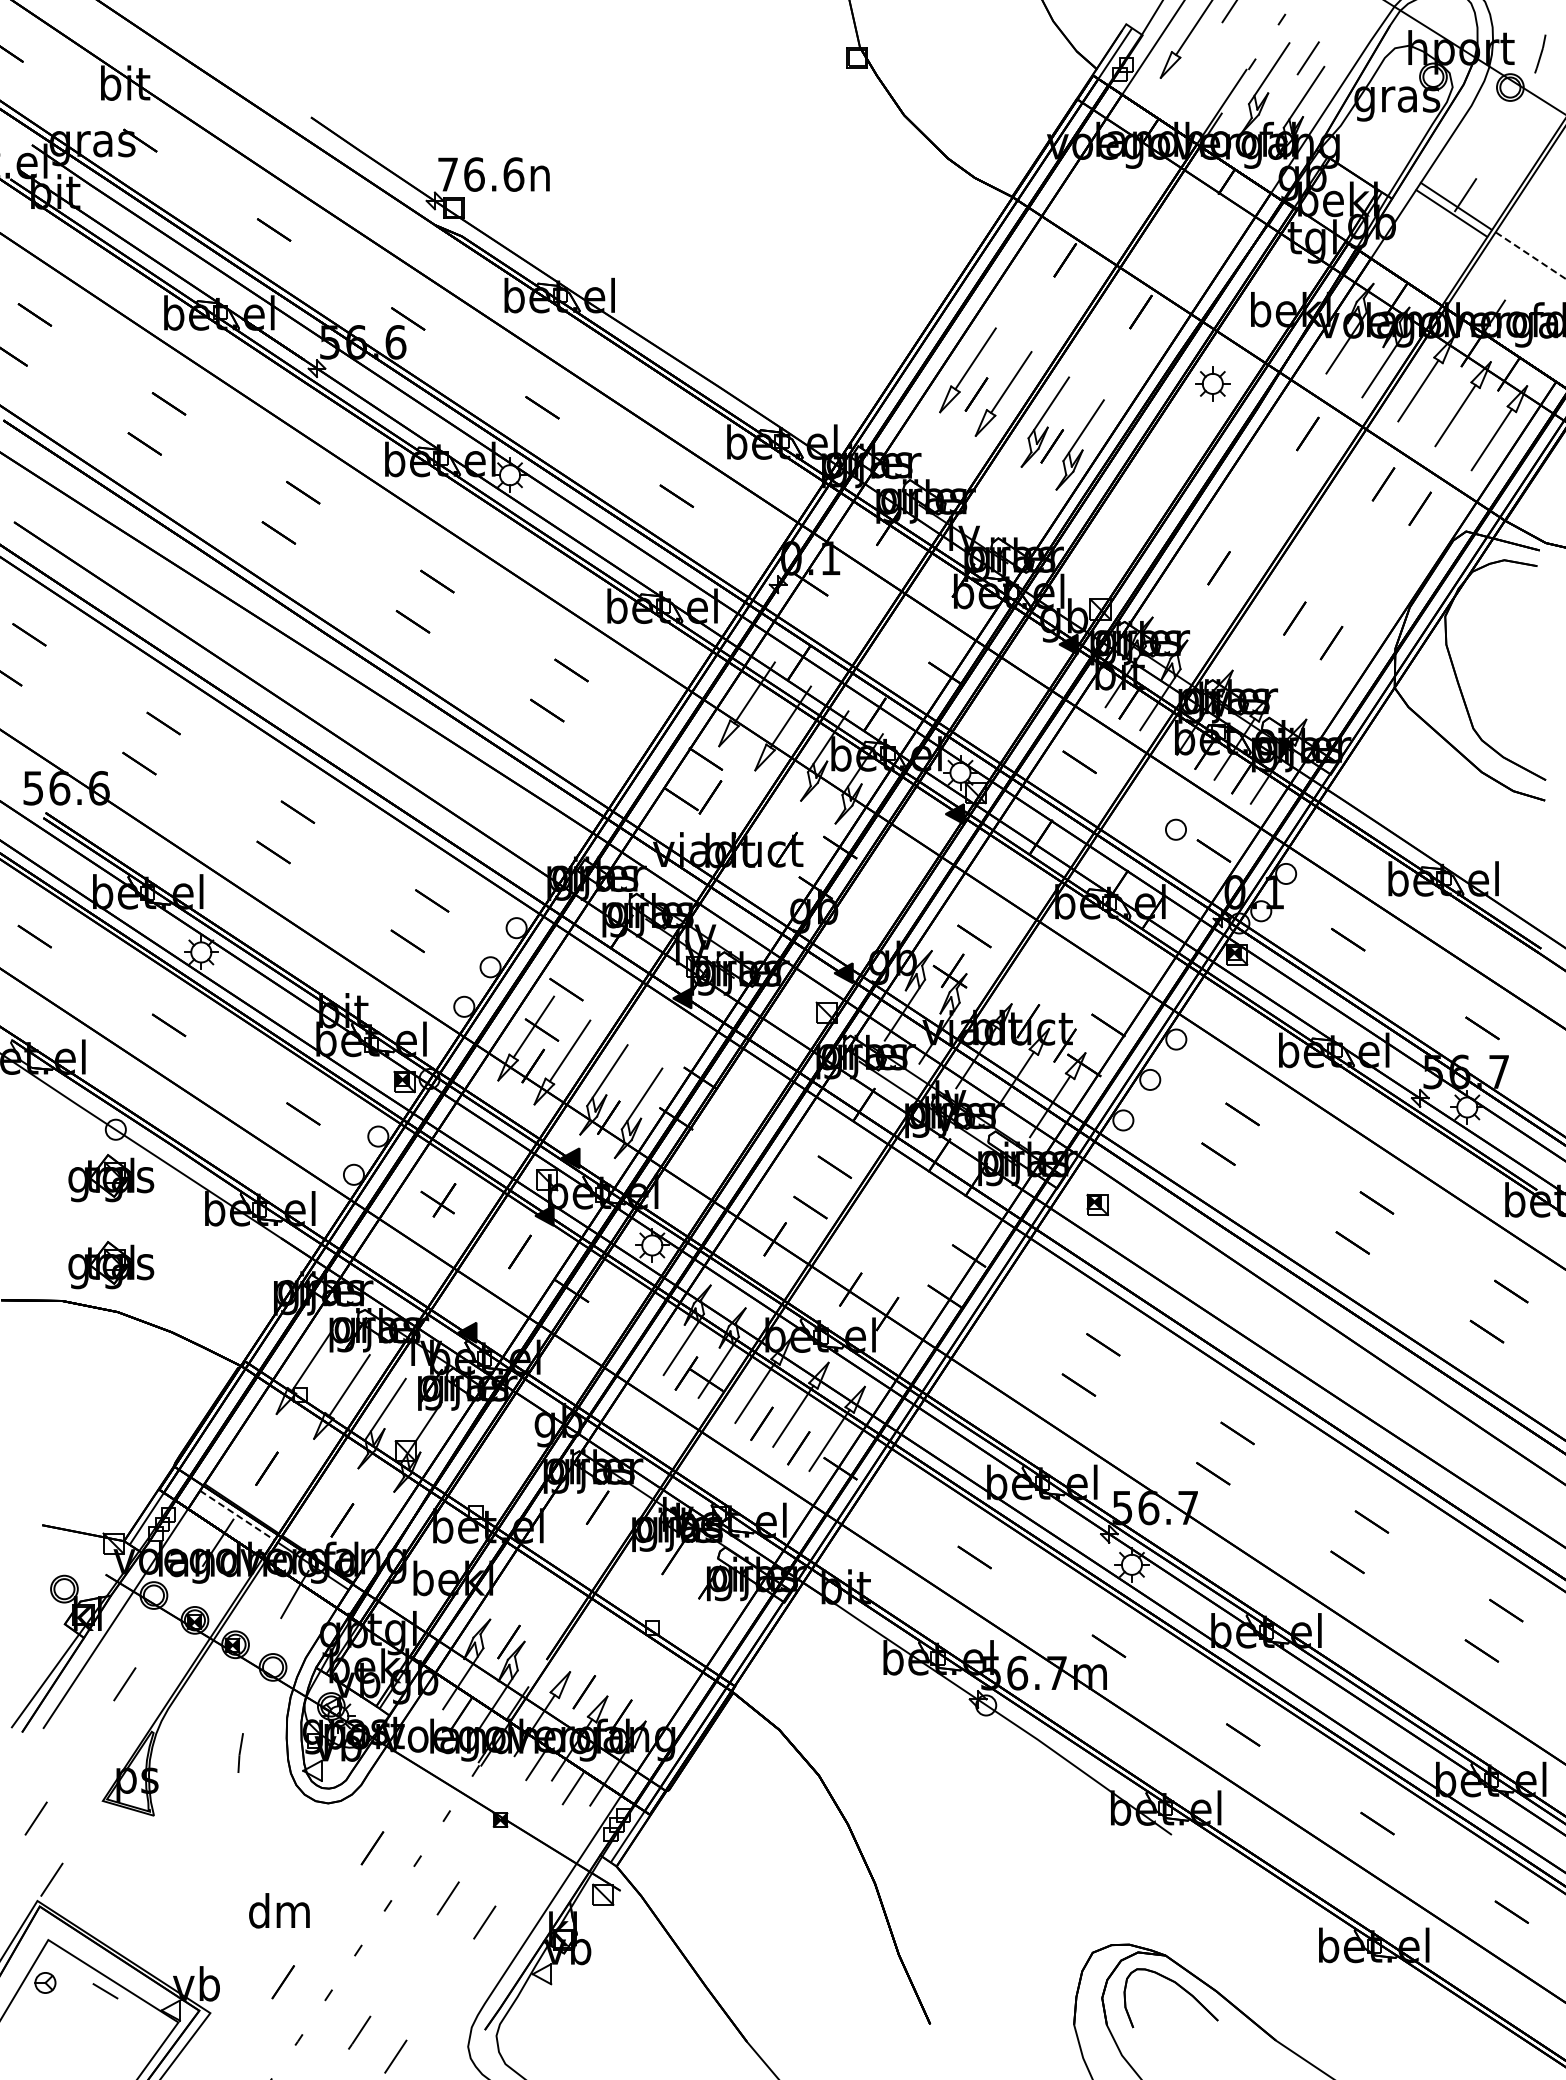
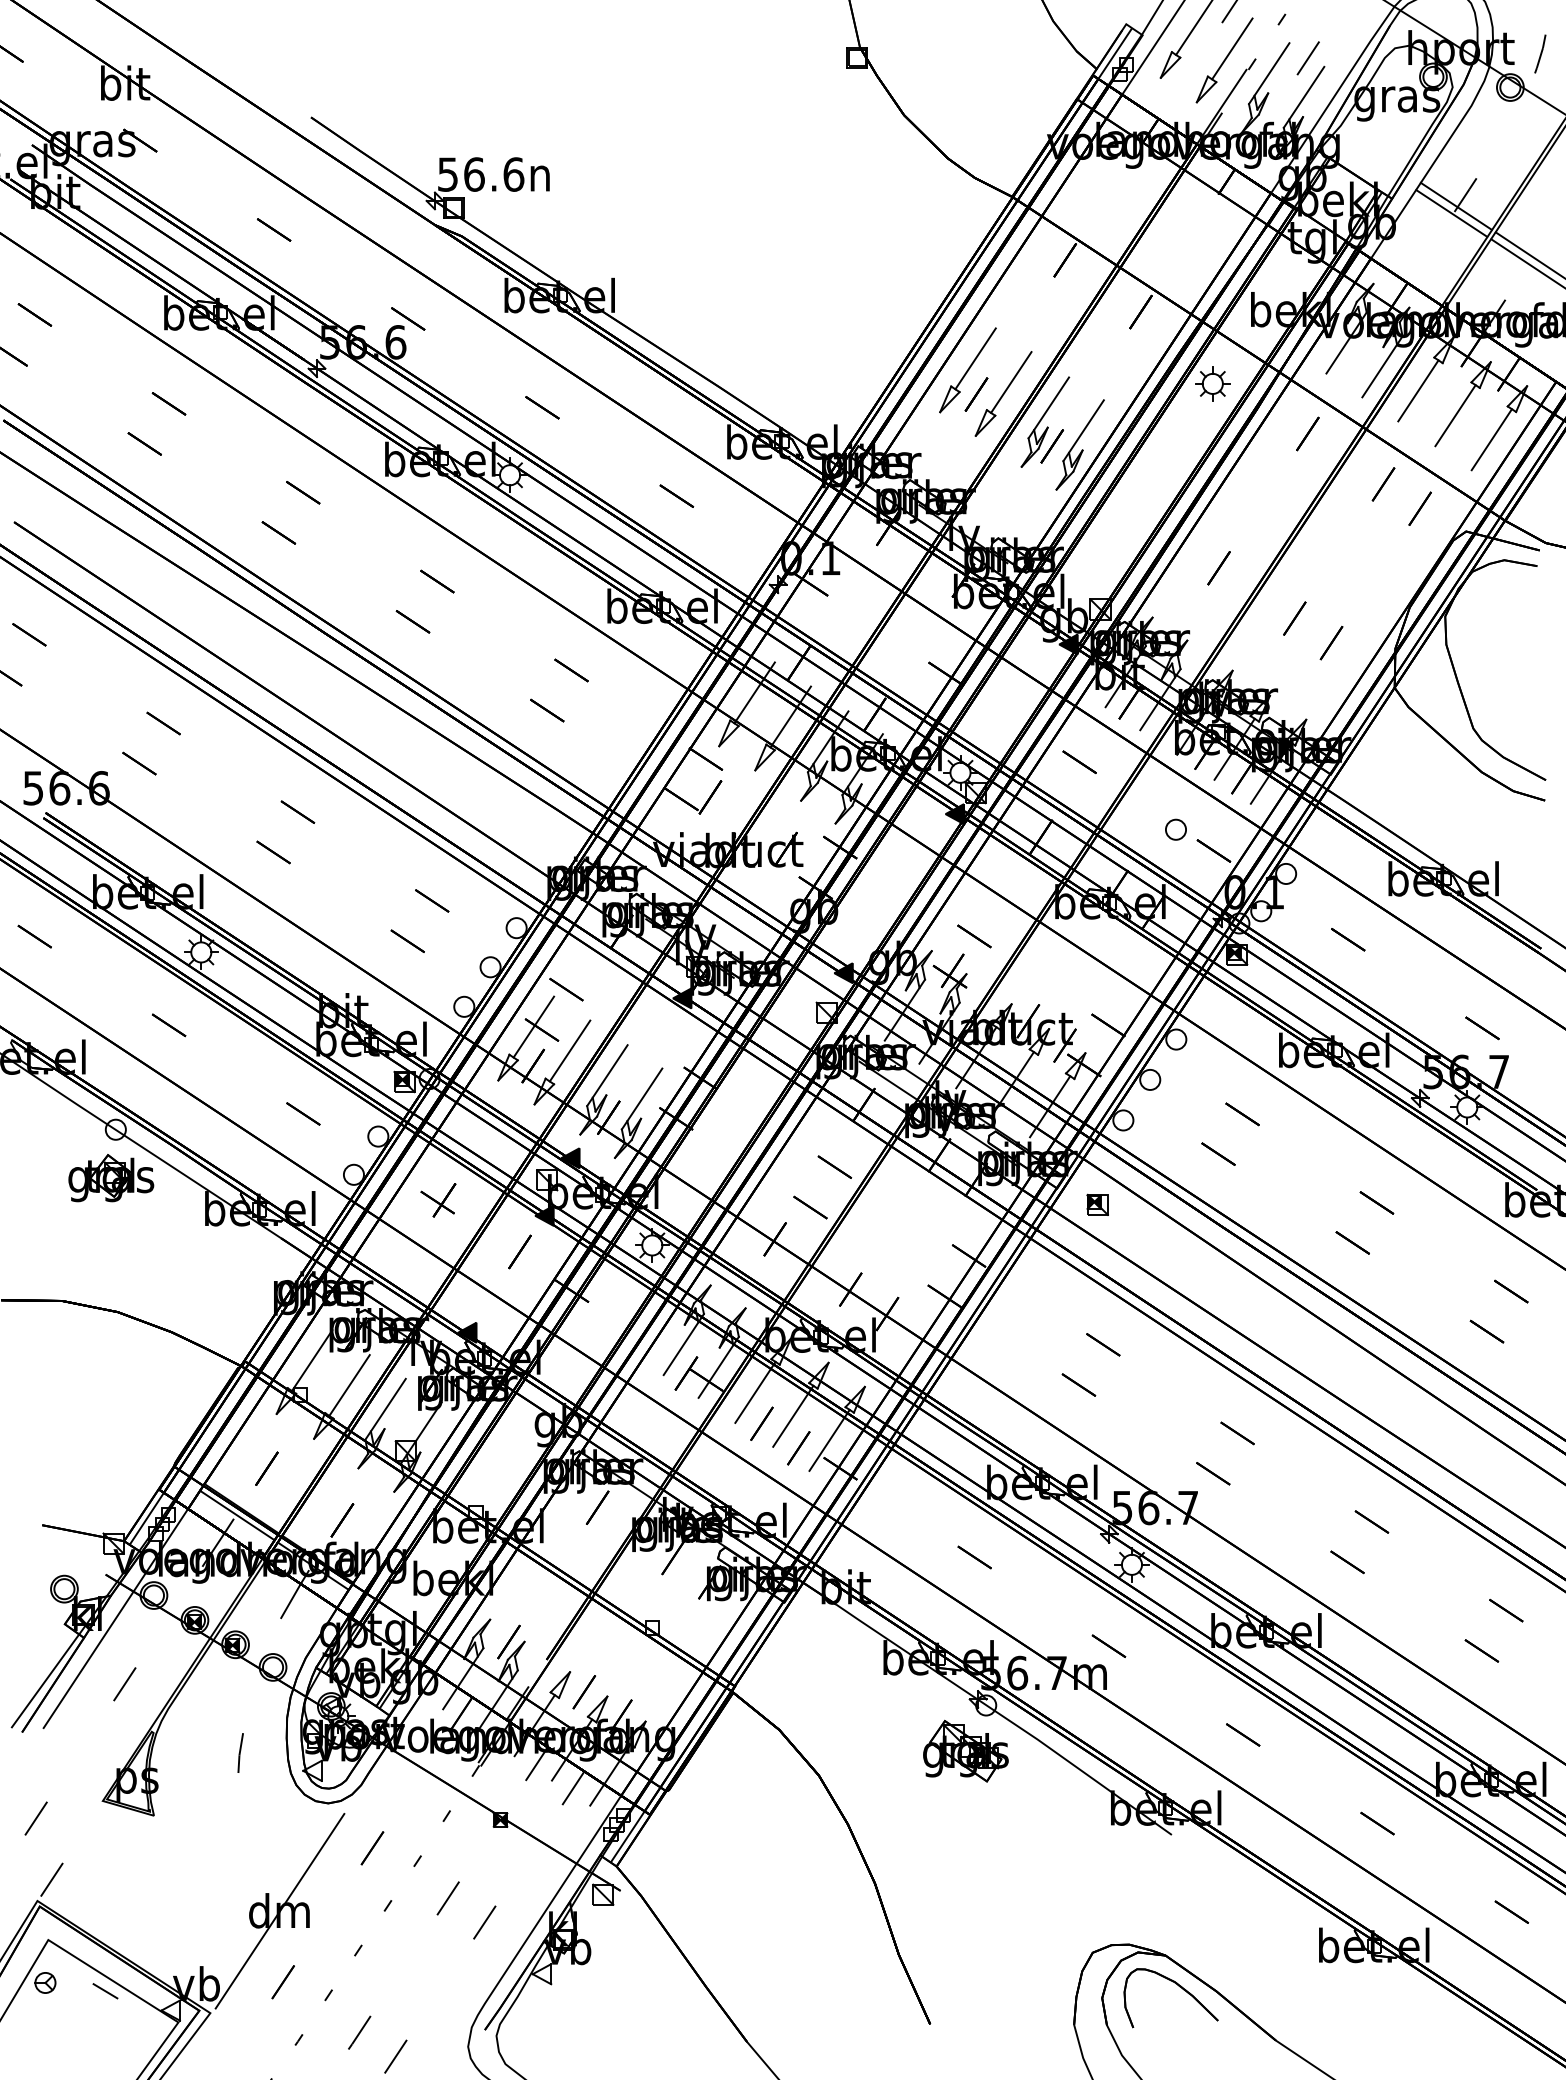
part: none -> present (1224, 60)
text: 76.6n -> 56.6n (447, 174)
line: dashed -> solid (1530, 255)
line: none -> present (1526, 262)
part: present -> none (111, 1265)
line: dashed -> solid (237, 1515)
part: none -> present (965, 1750)
line: none -> present (279, 1910)
